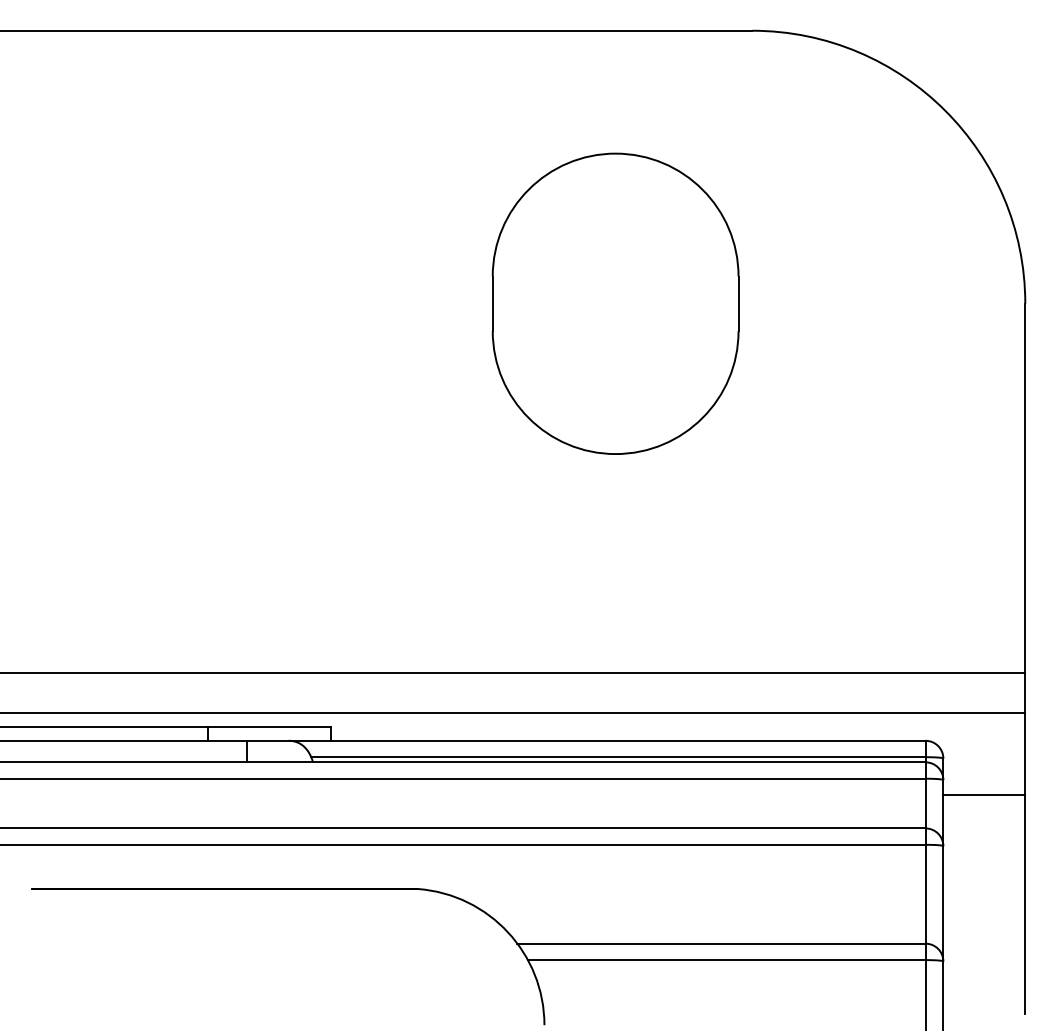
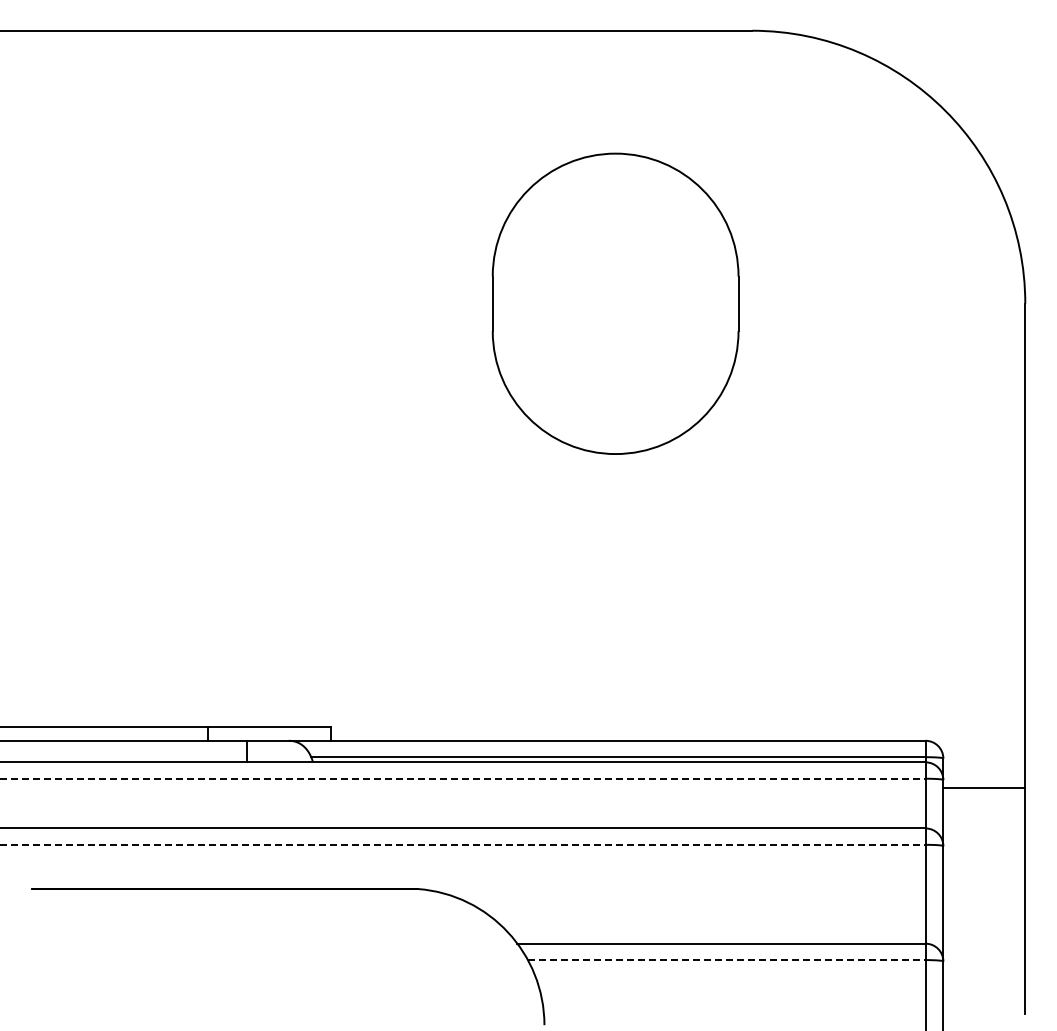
line: present -> none (513, 672)
line: present -> none (513, 713)
line: solid -> dashed (463, 778)
line position: (984, 795) -> (984, 788) (984, 788)
line: solid -> dashed (463, 844)
line: solid -> dashed (726, 960)
